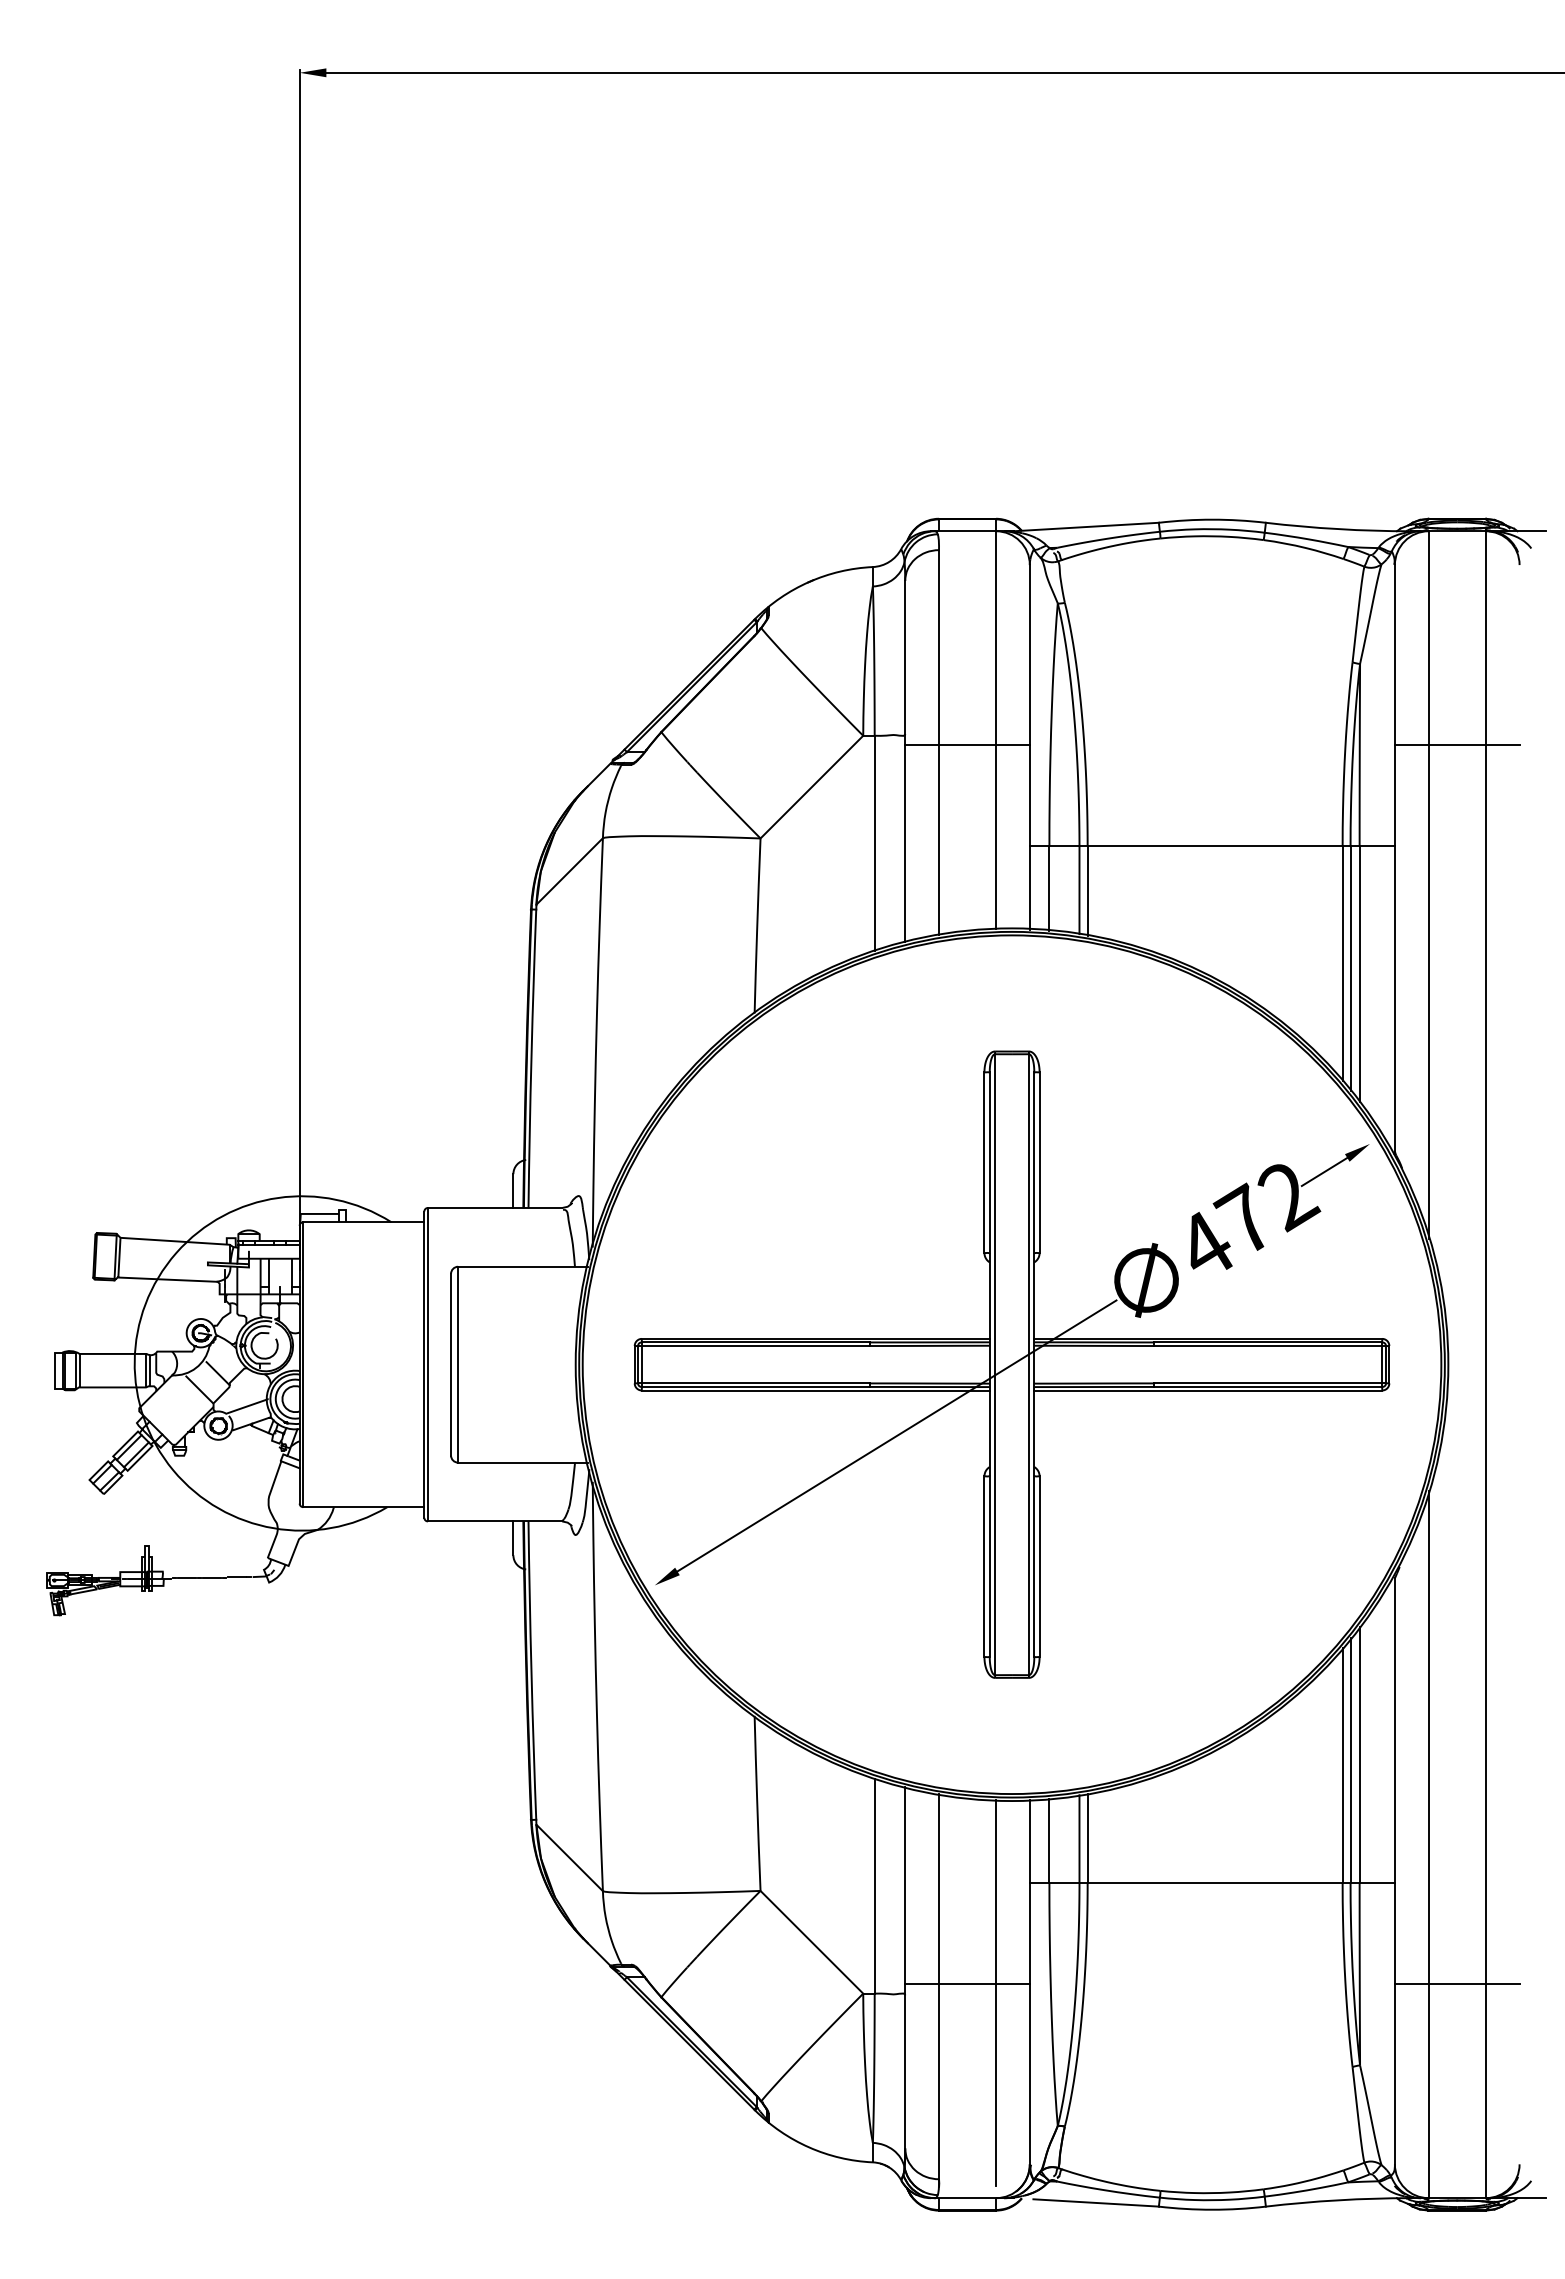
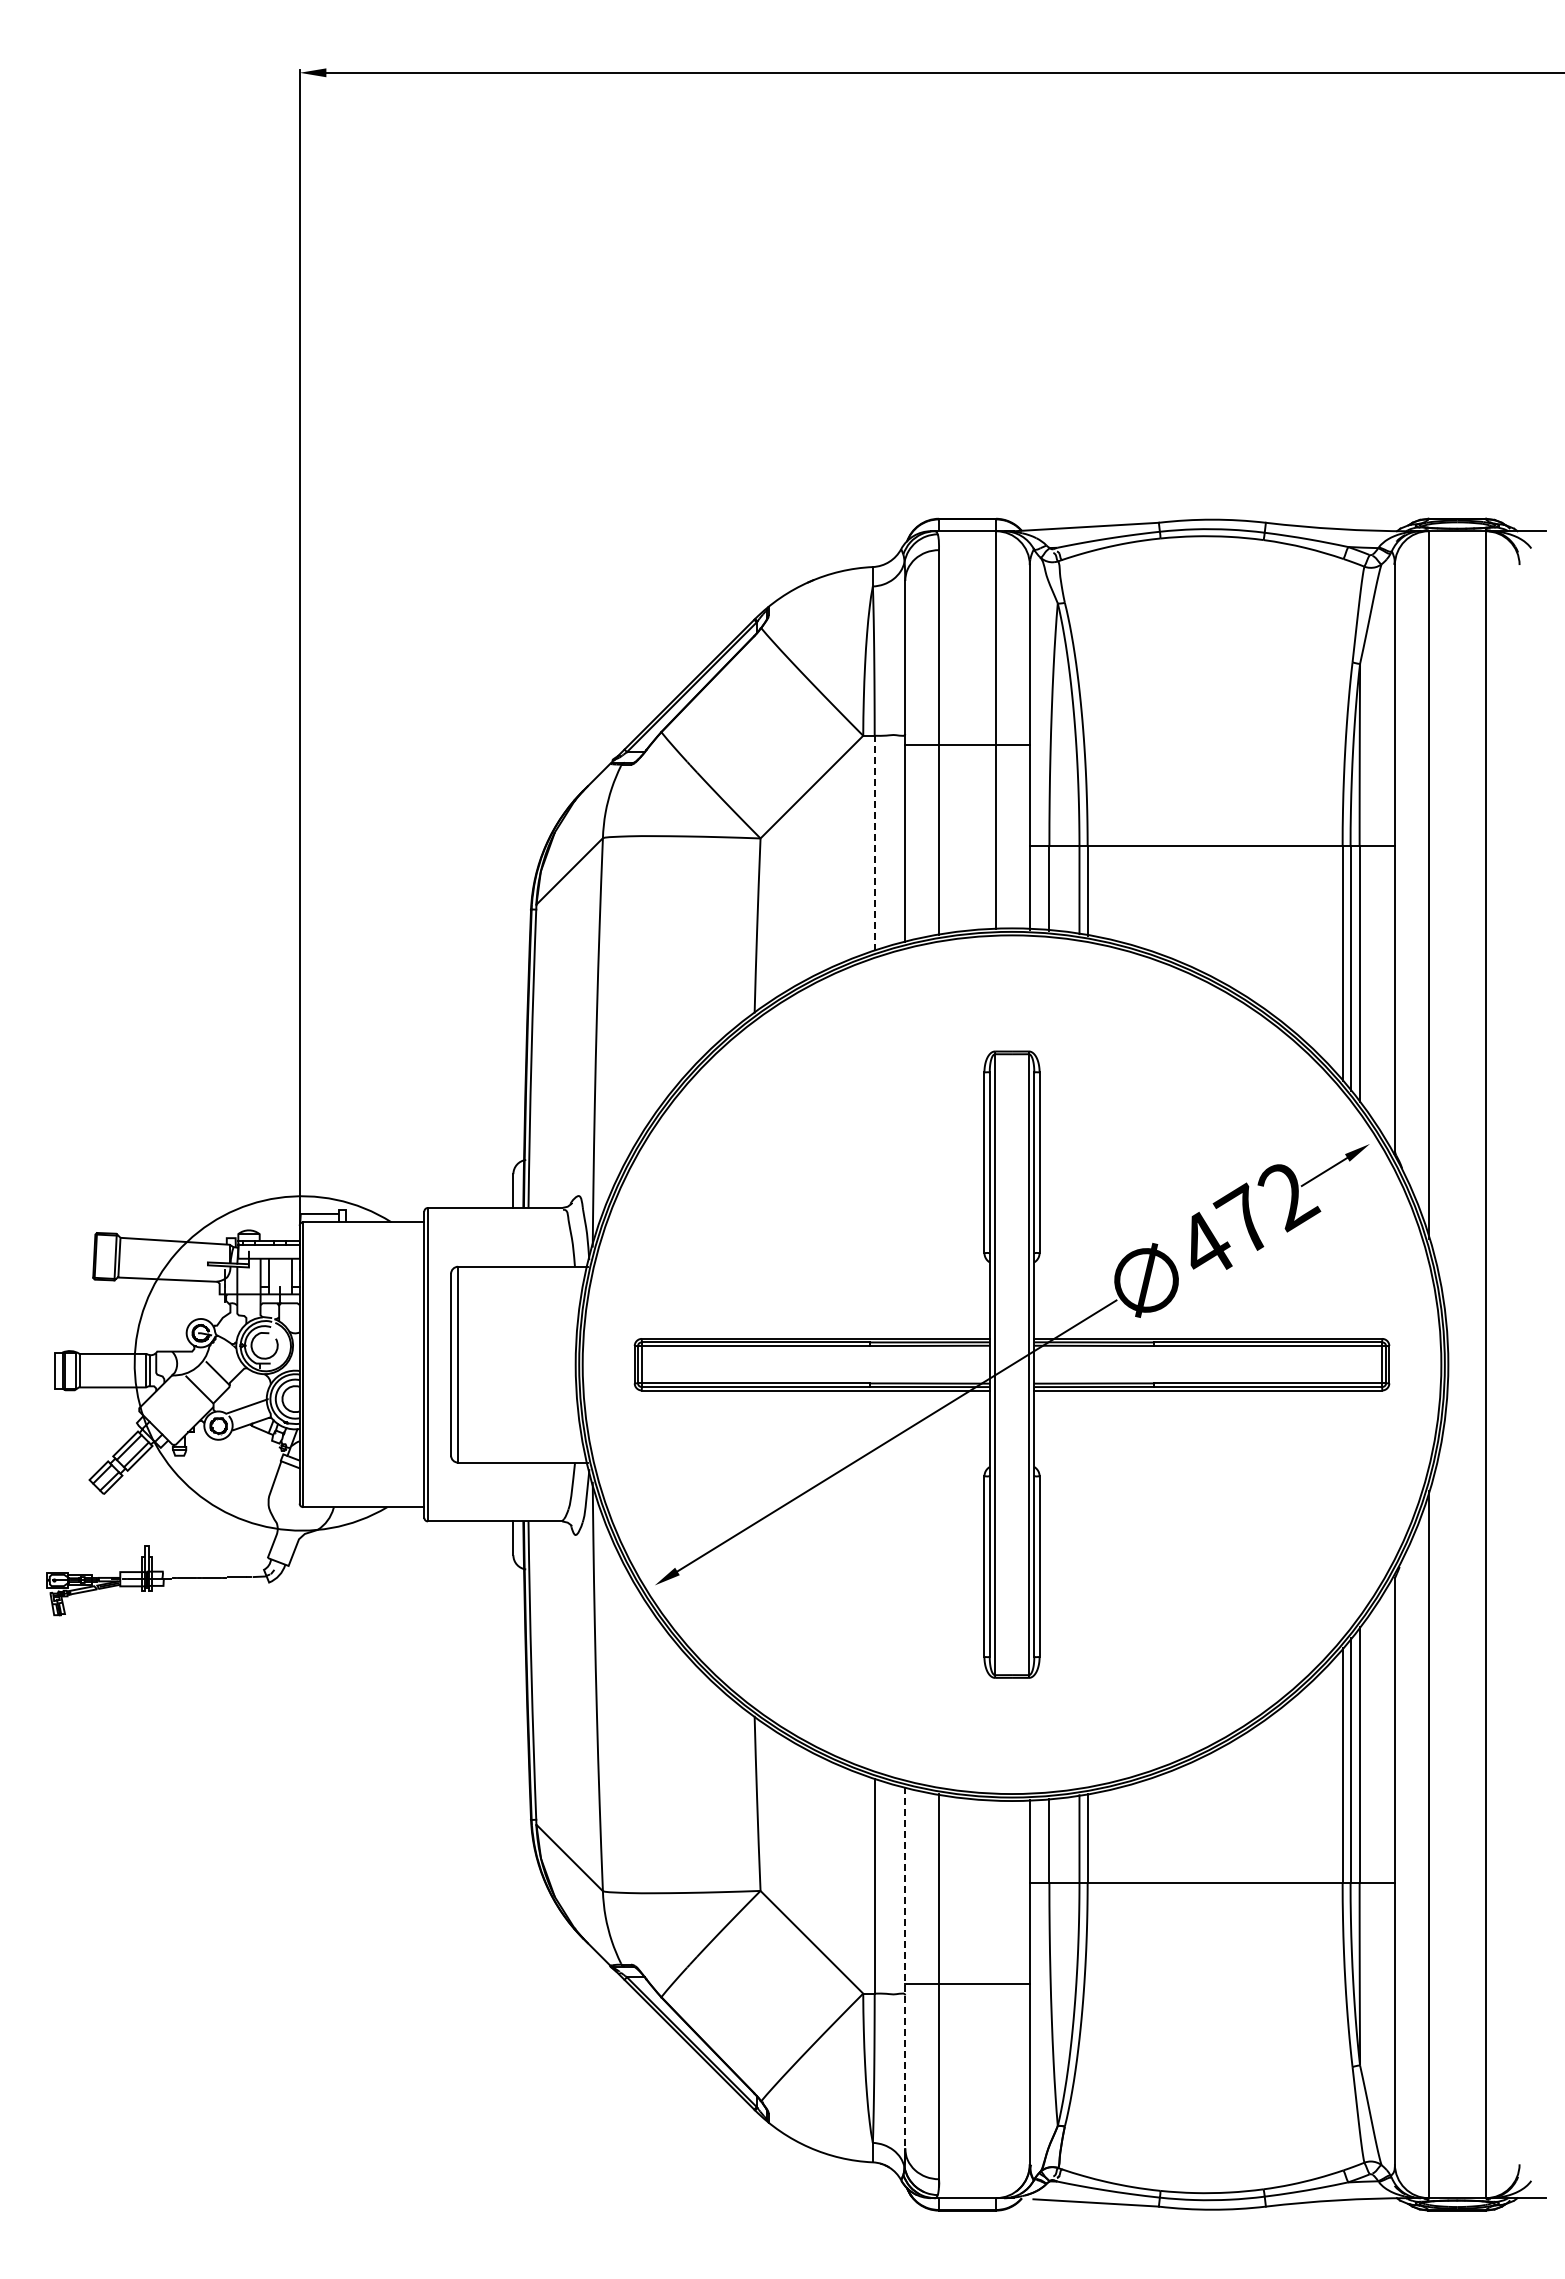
line: present -> none (1456, 744)
line: solid -> dashed (874, 843)
line: solid -> dashed (905, 1967)
line: present -> none (1456, 1984)
line: present -> none (996, 1992)
